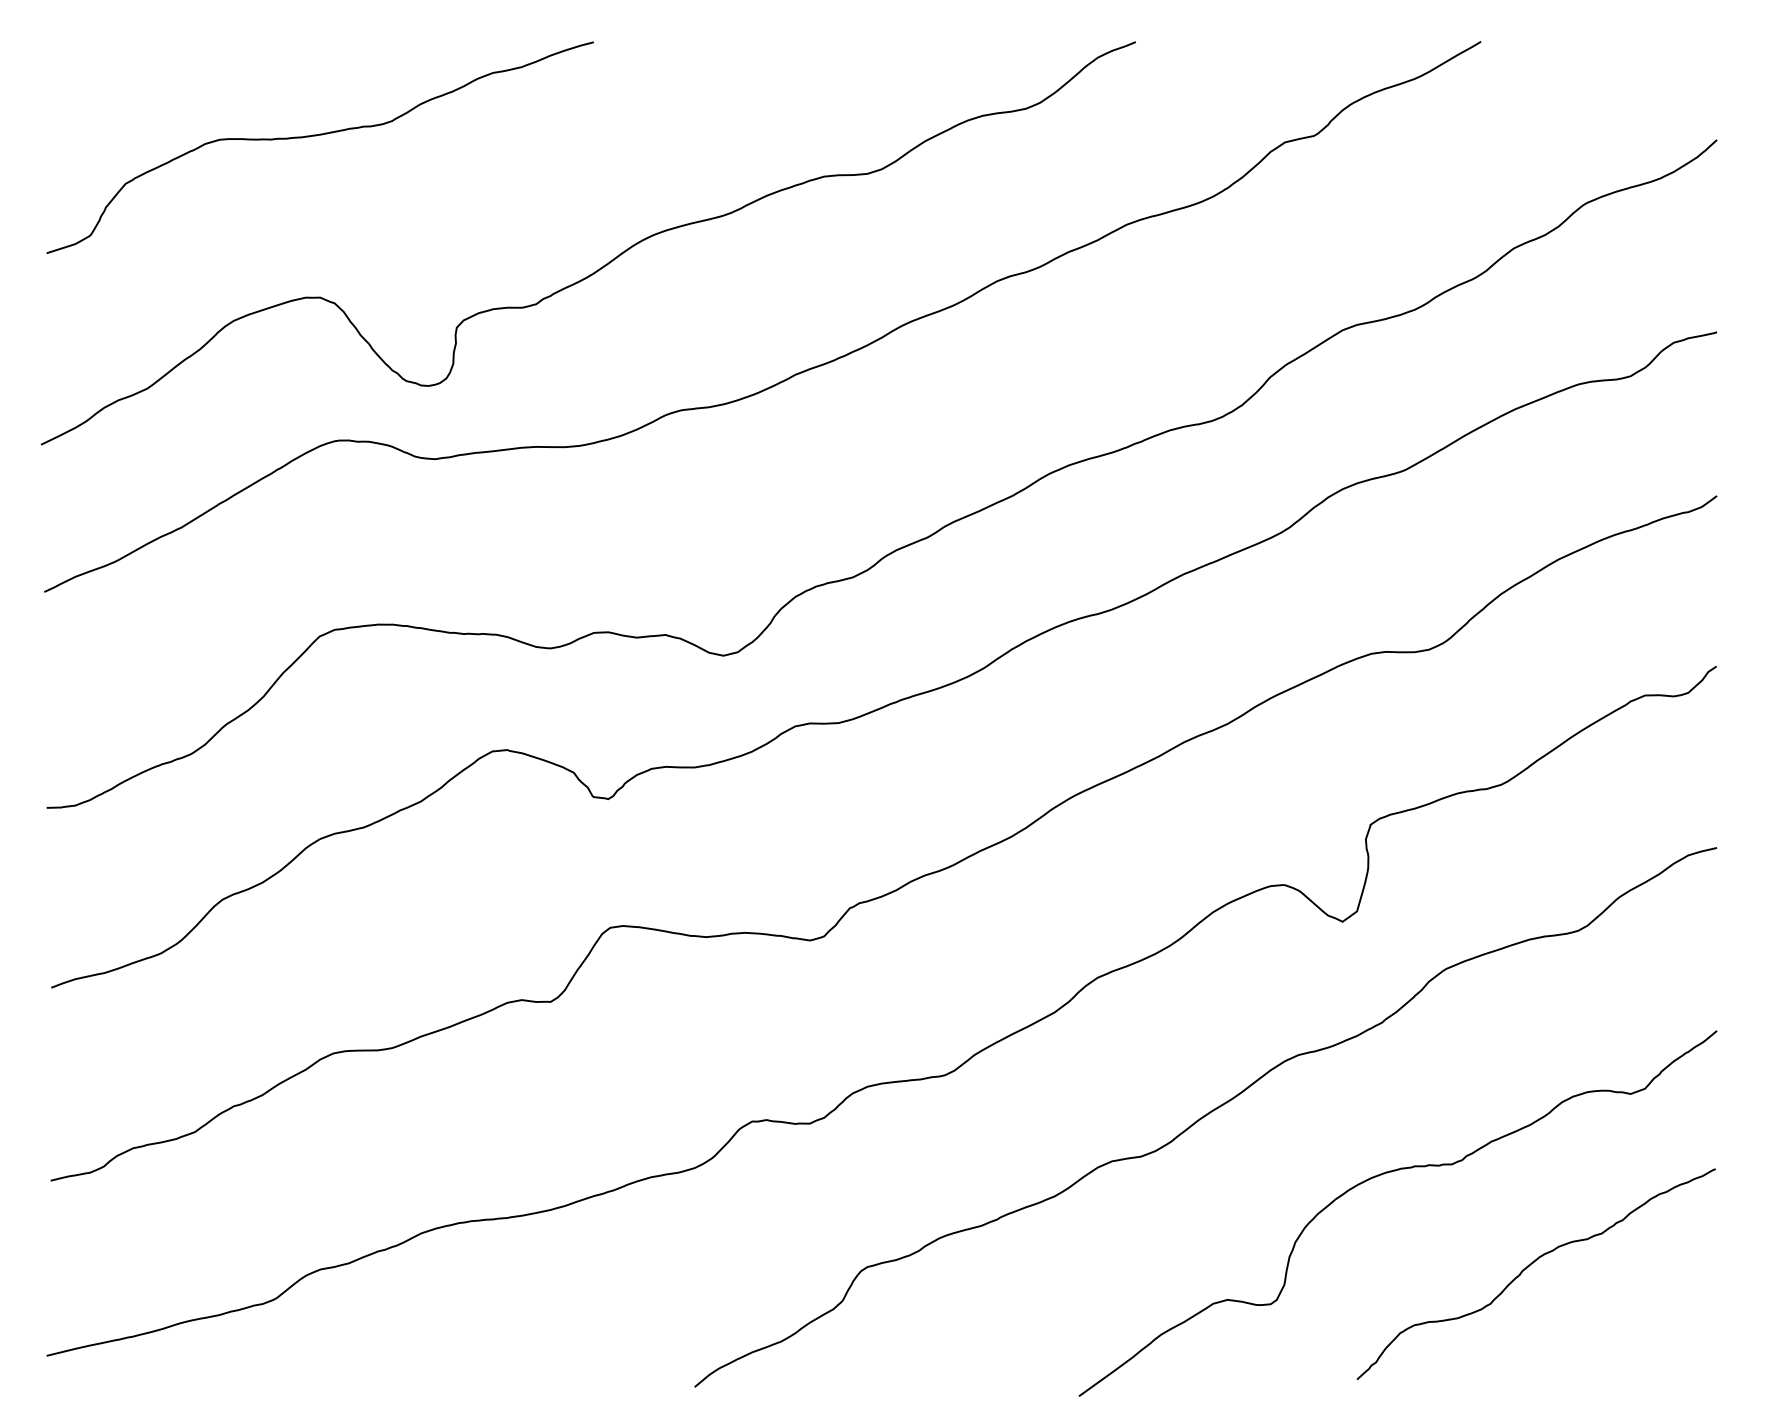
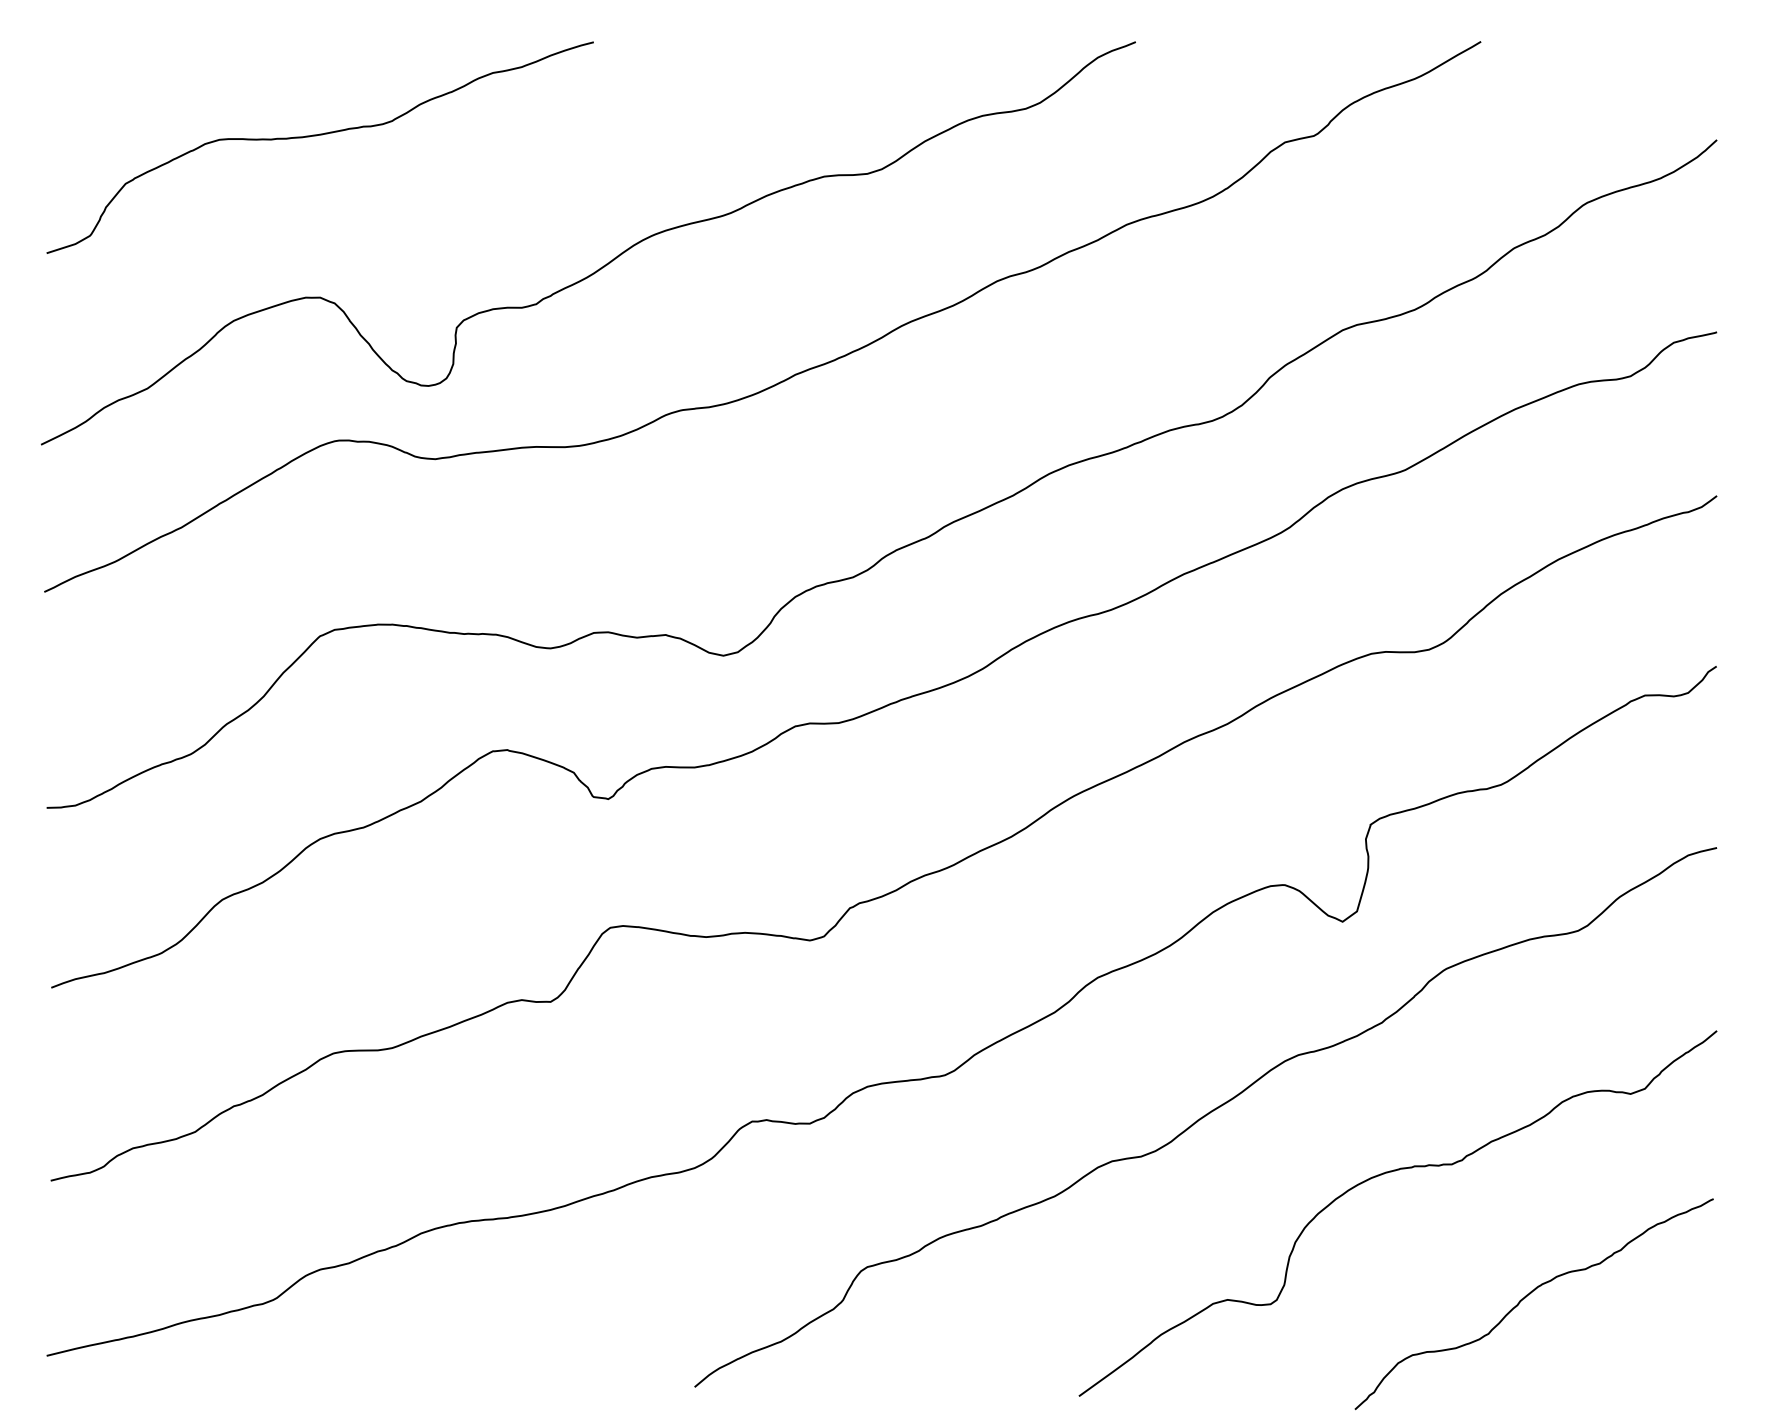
curve position: (1528, 1267) -> (1526, 1297) (1526, 1297)
